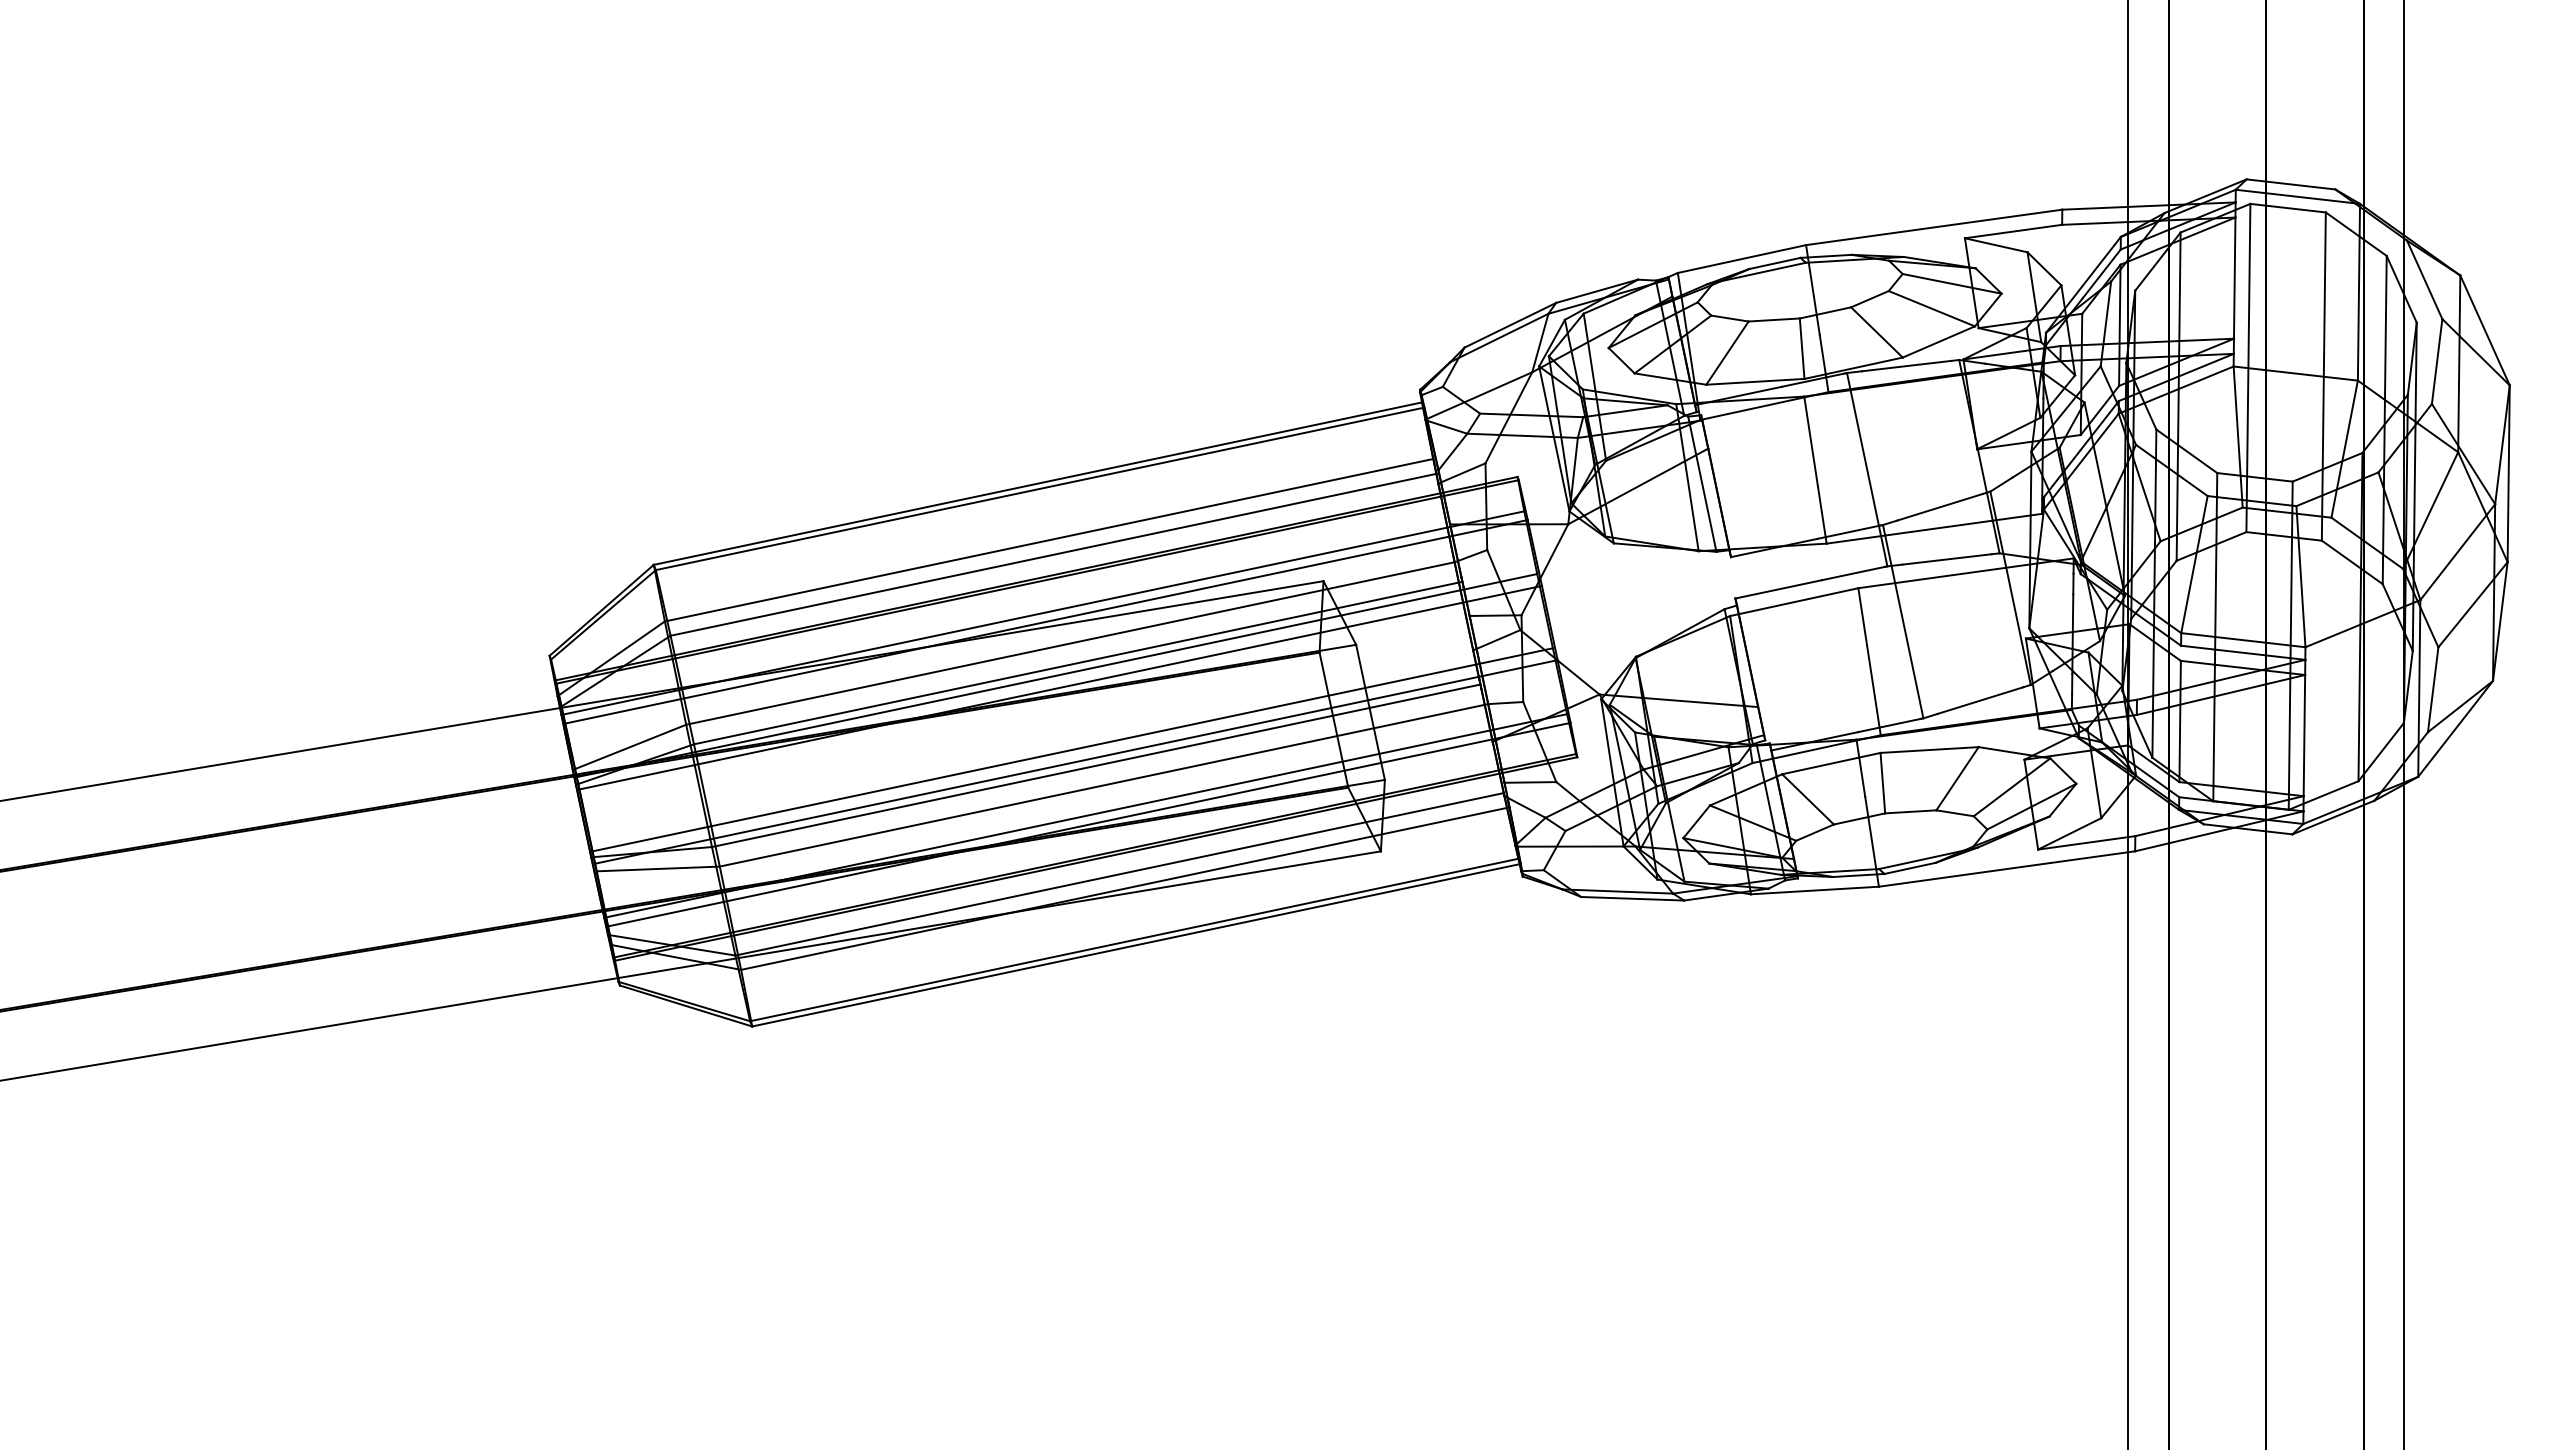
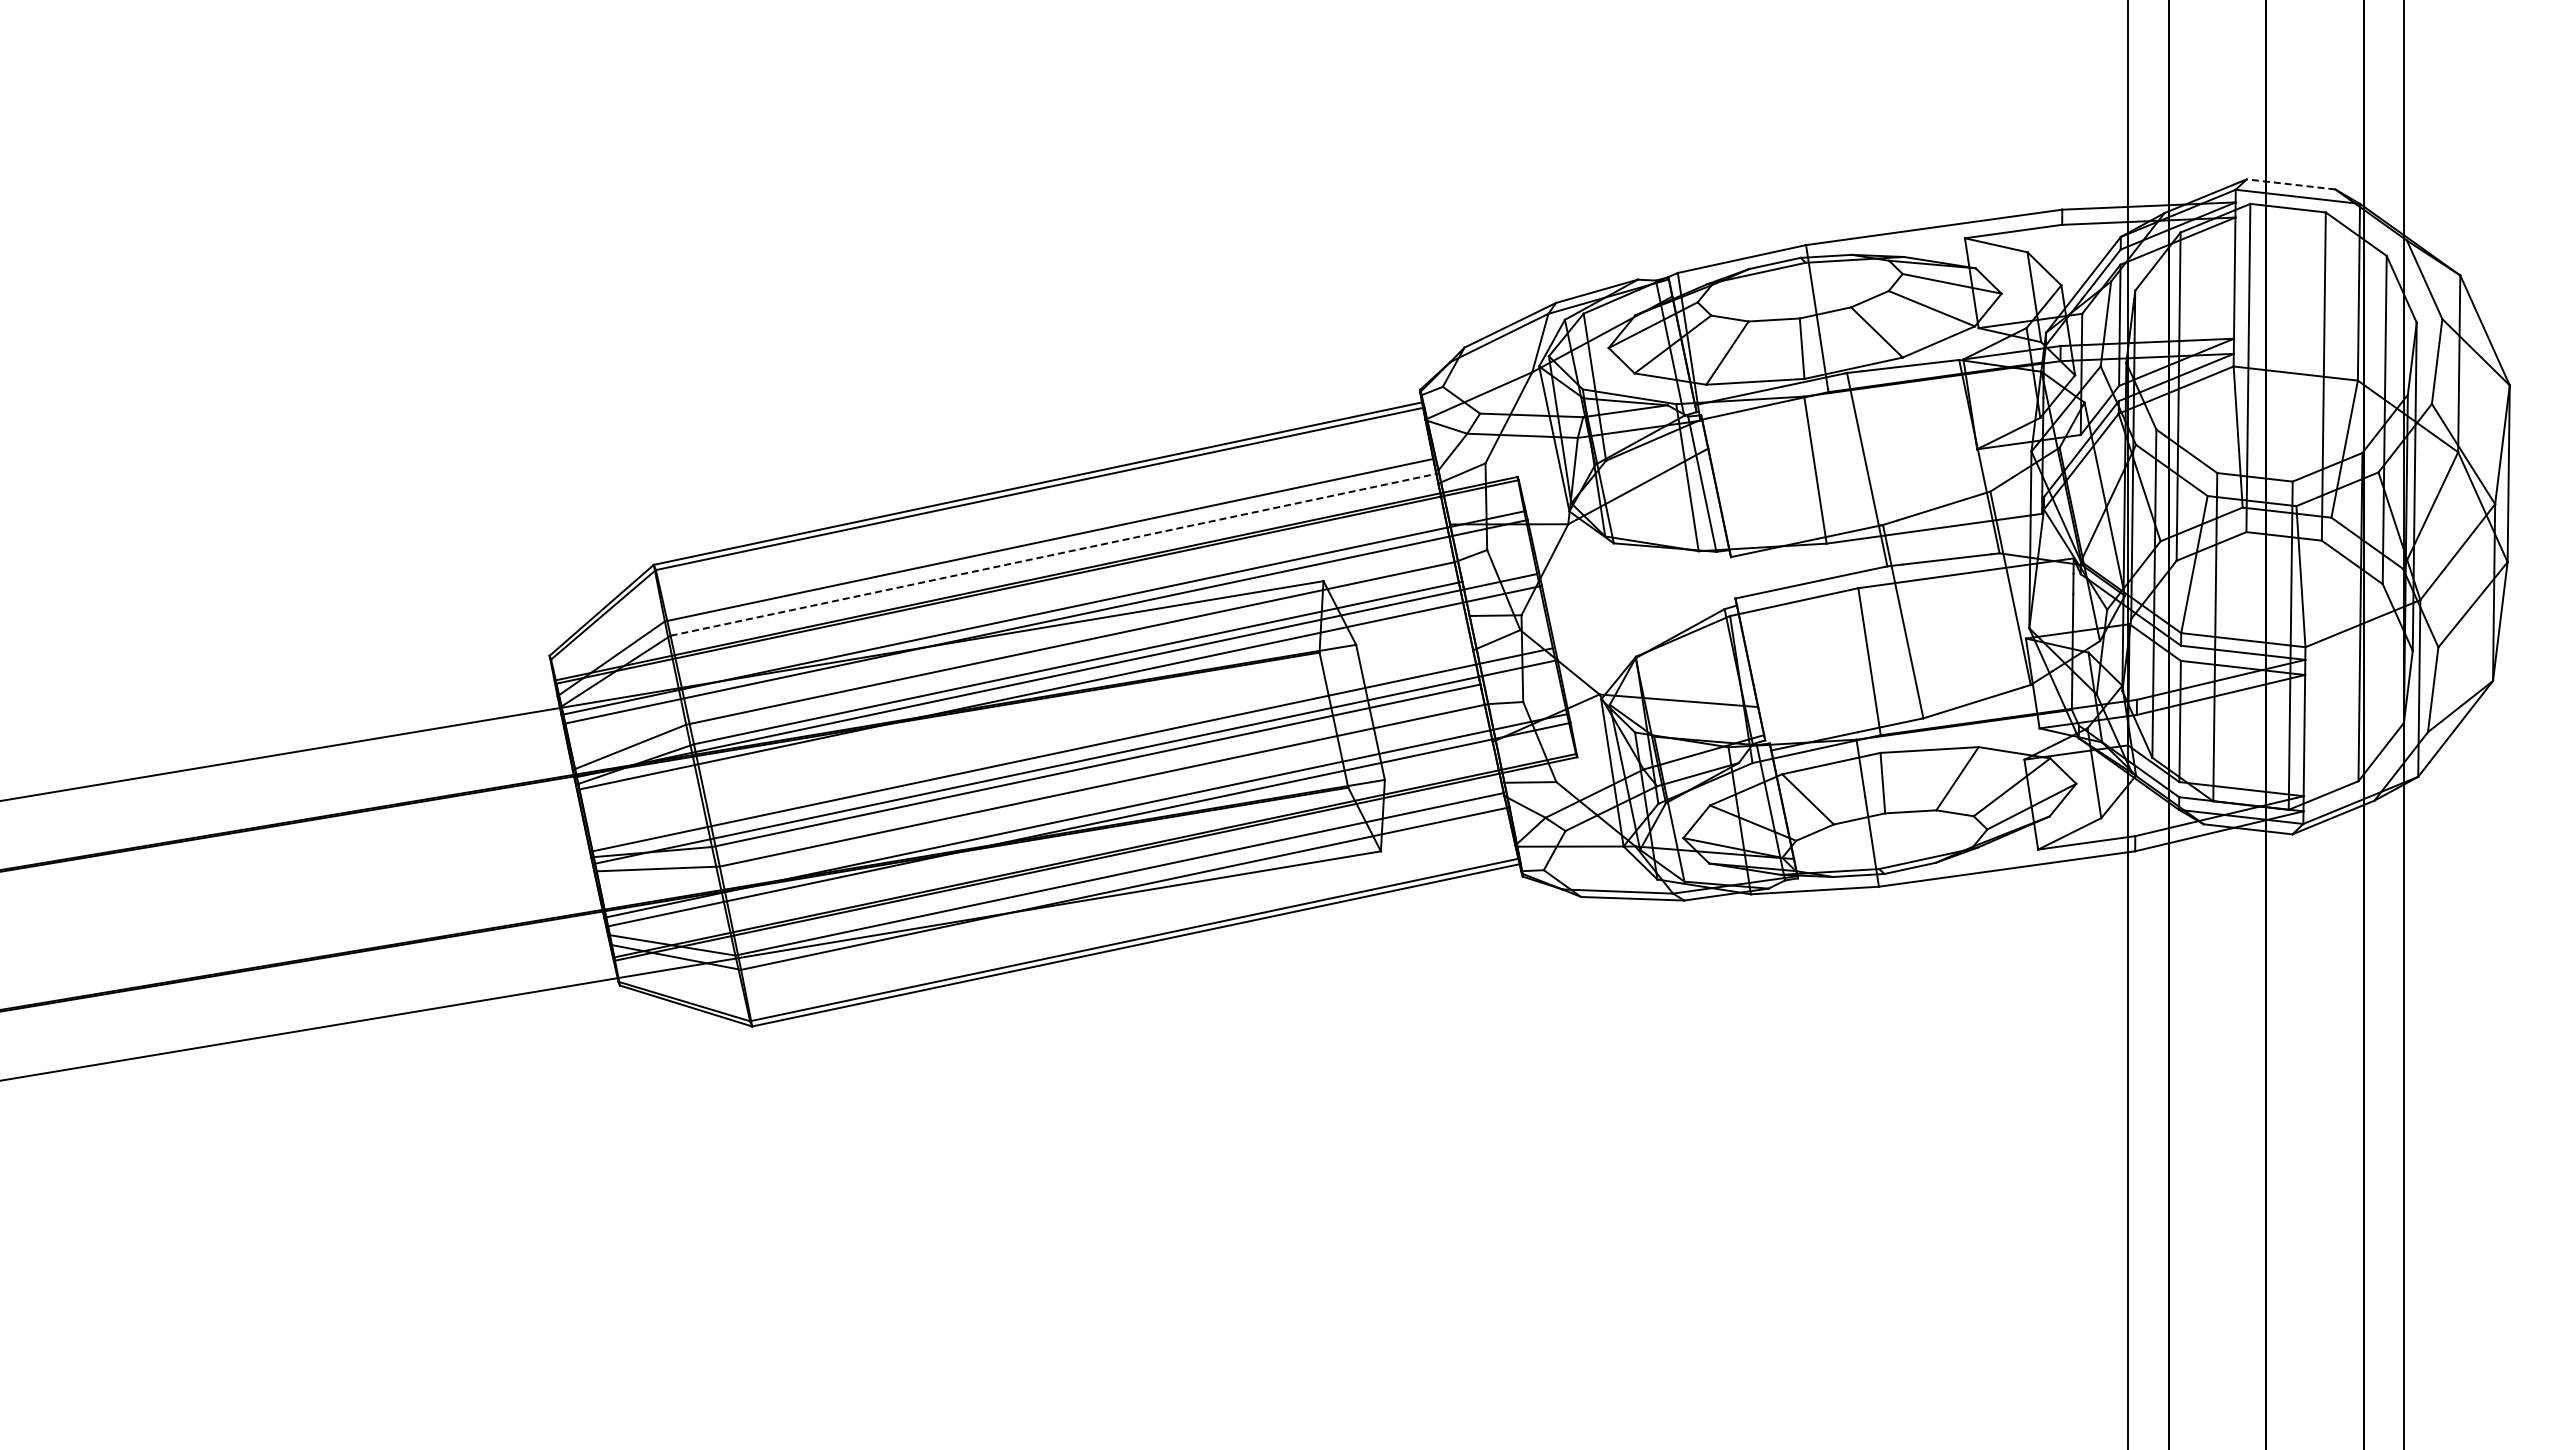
line: solid -> dashed (2291, 184)
line: solid -> dashed (1054, 554)
